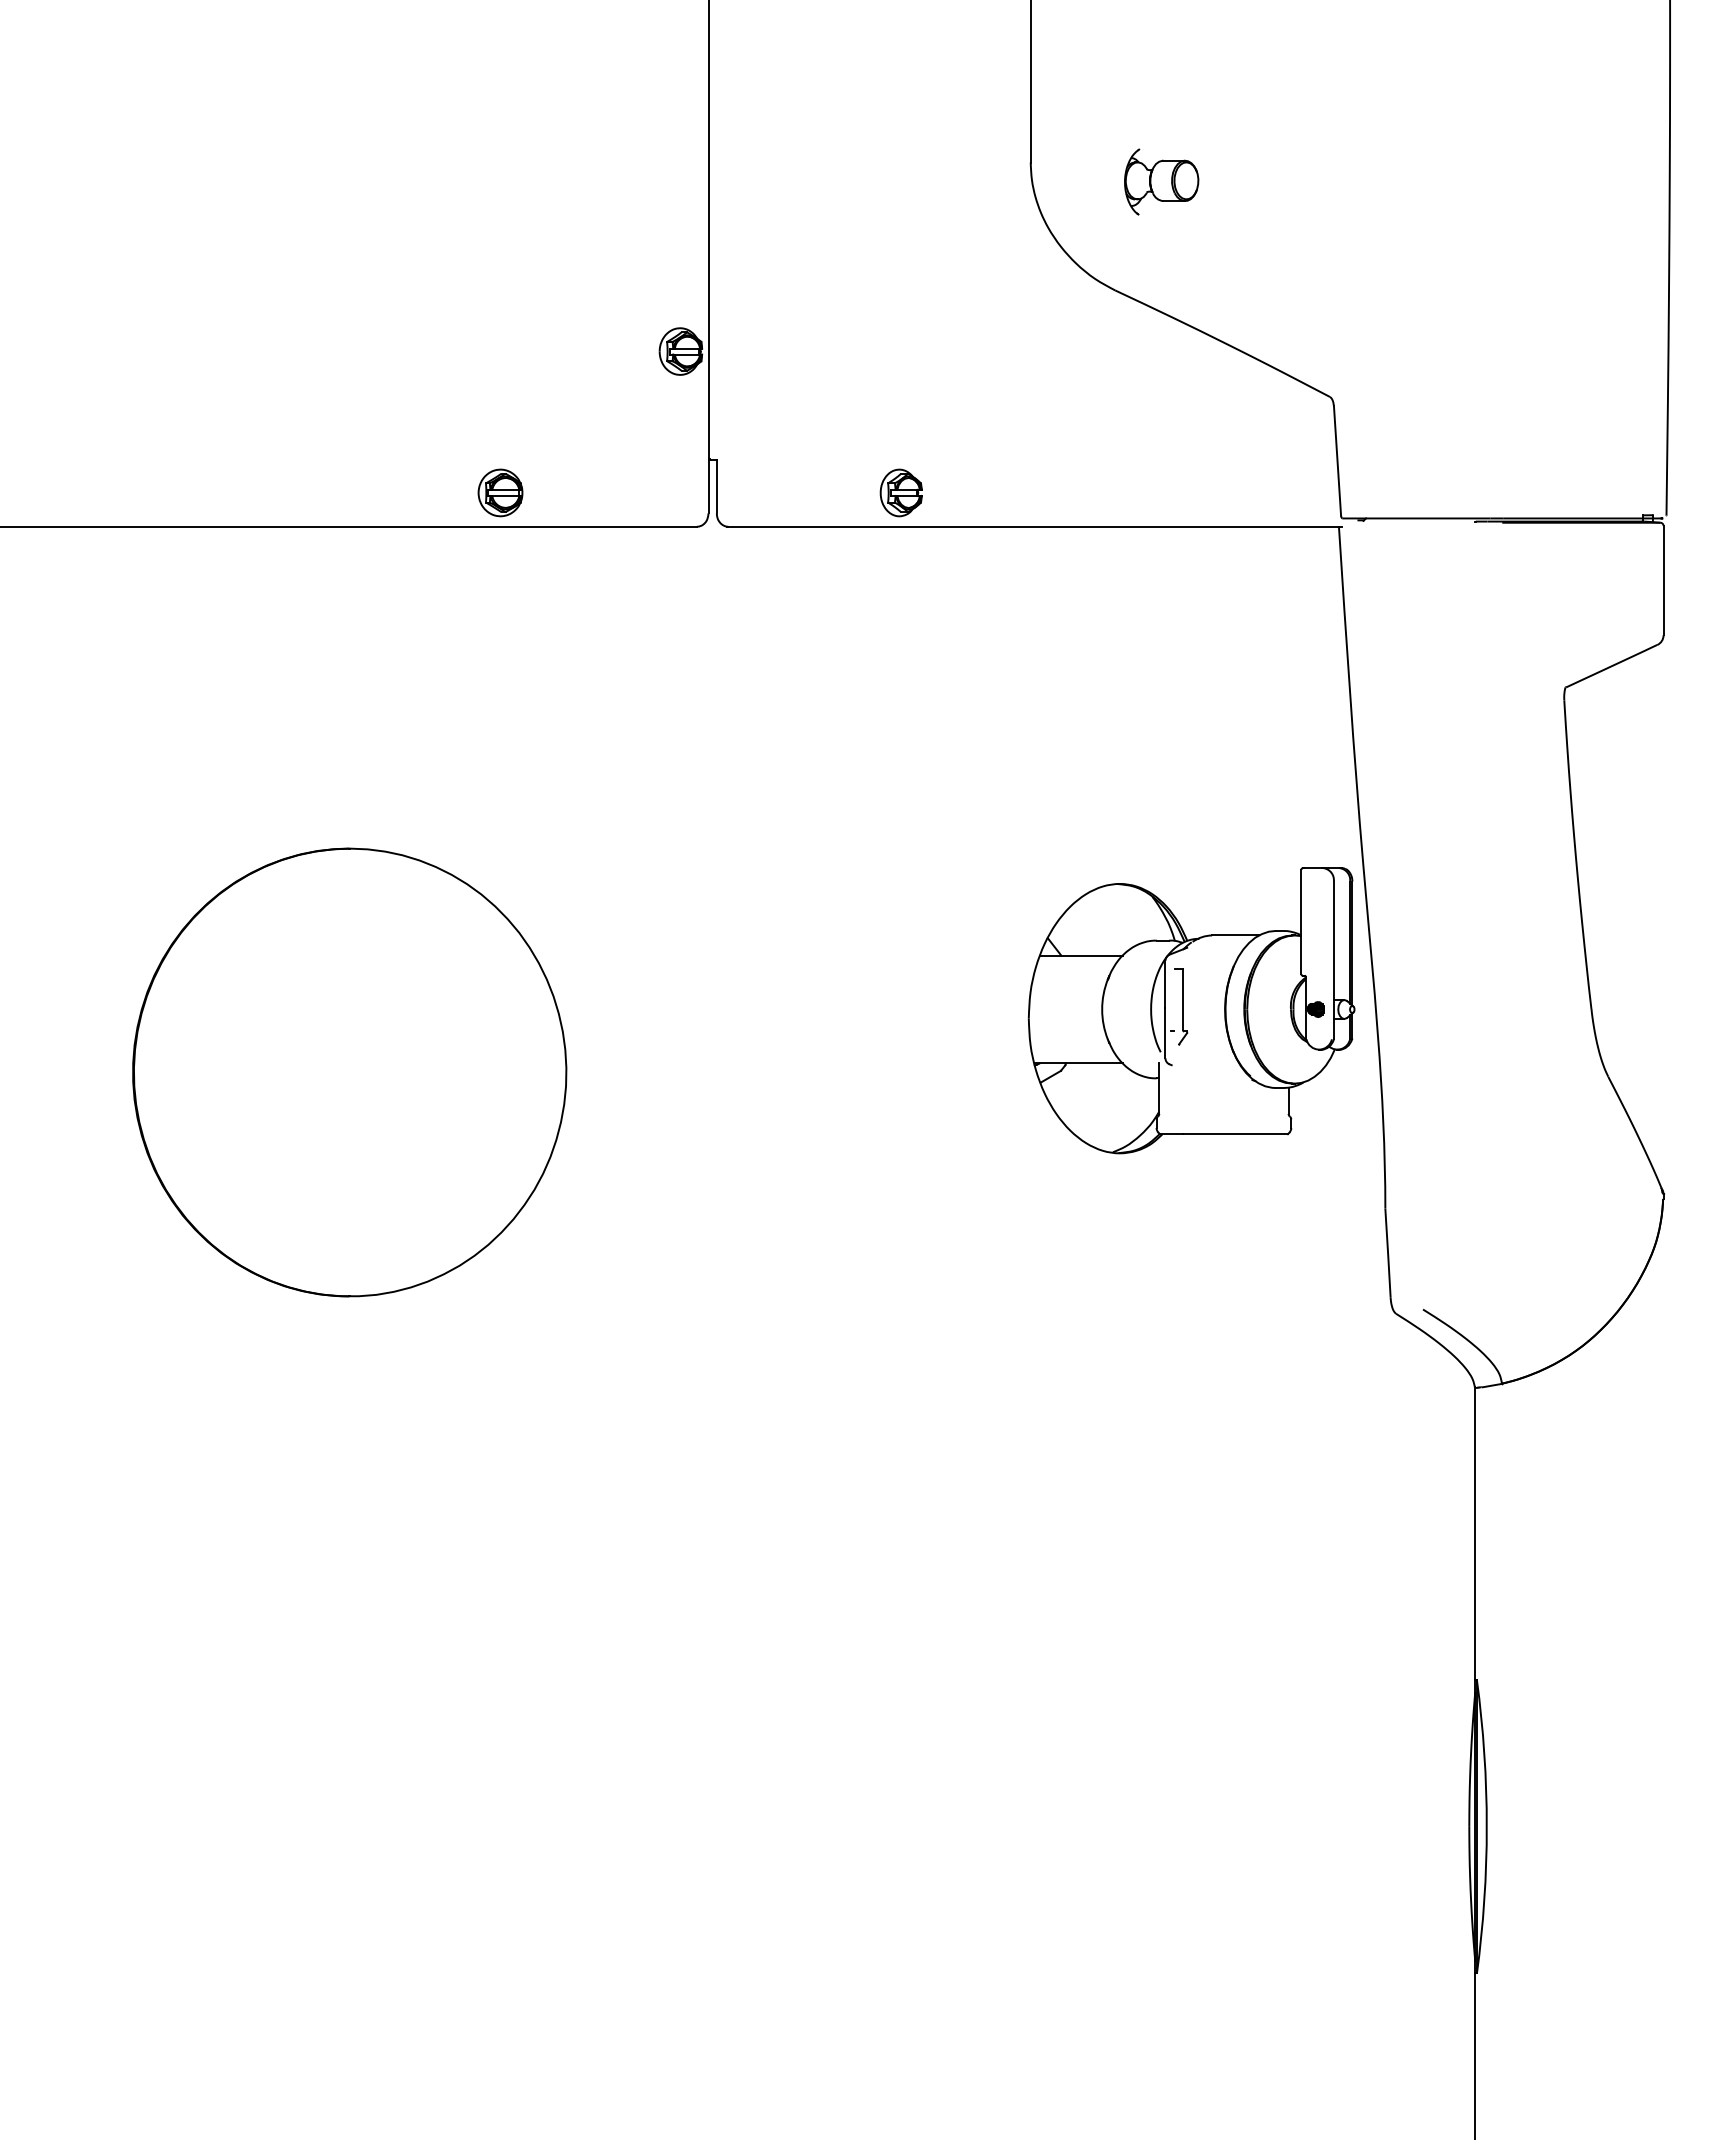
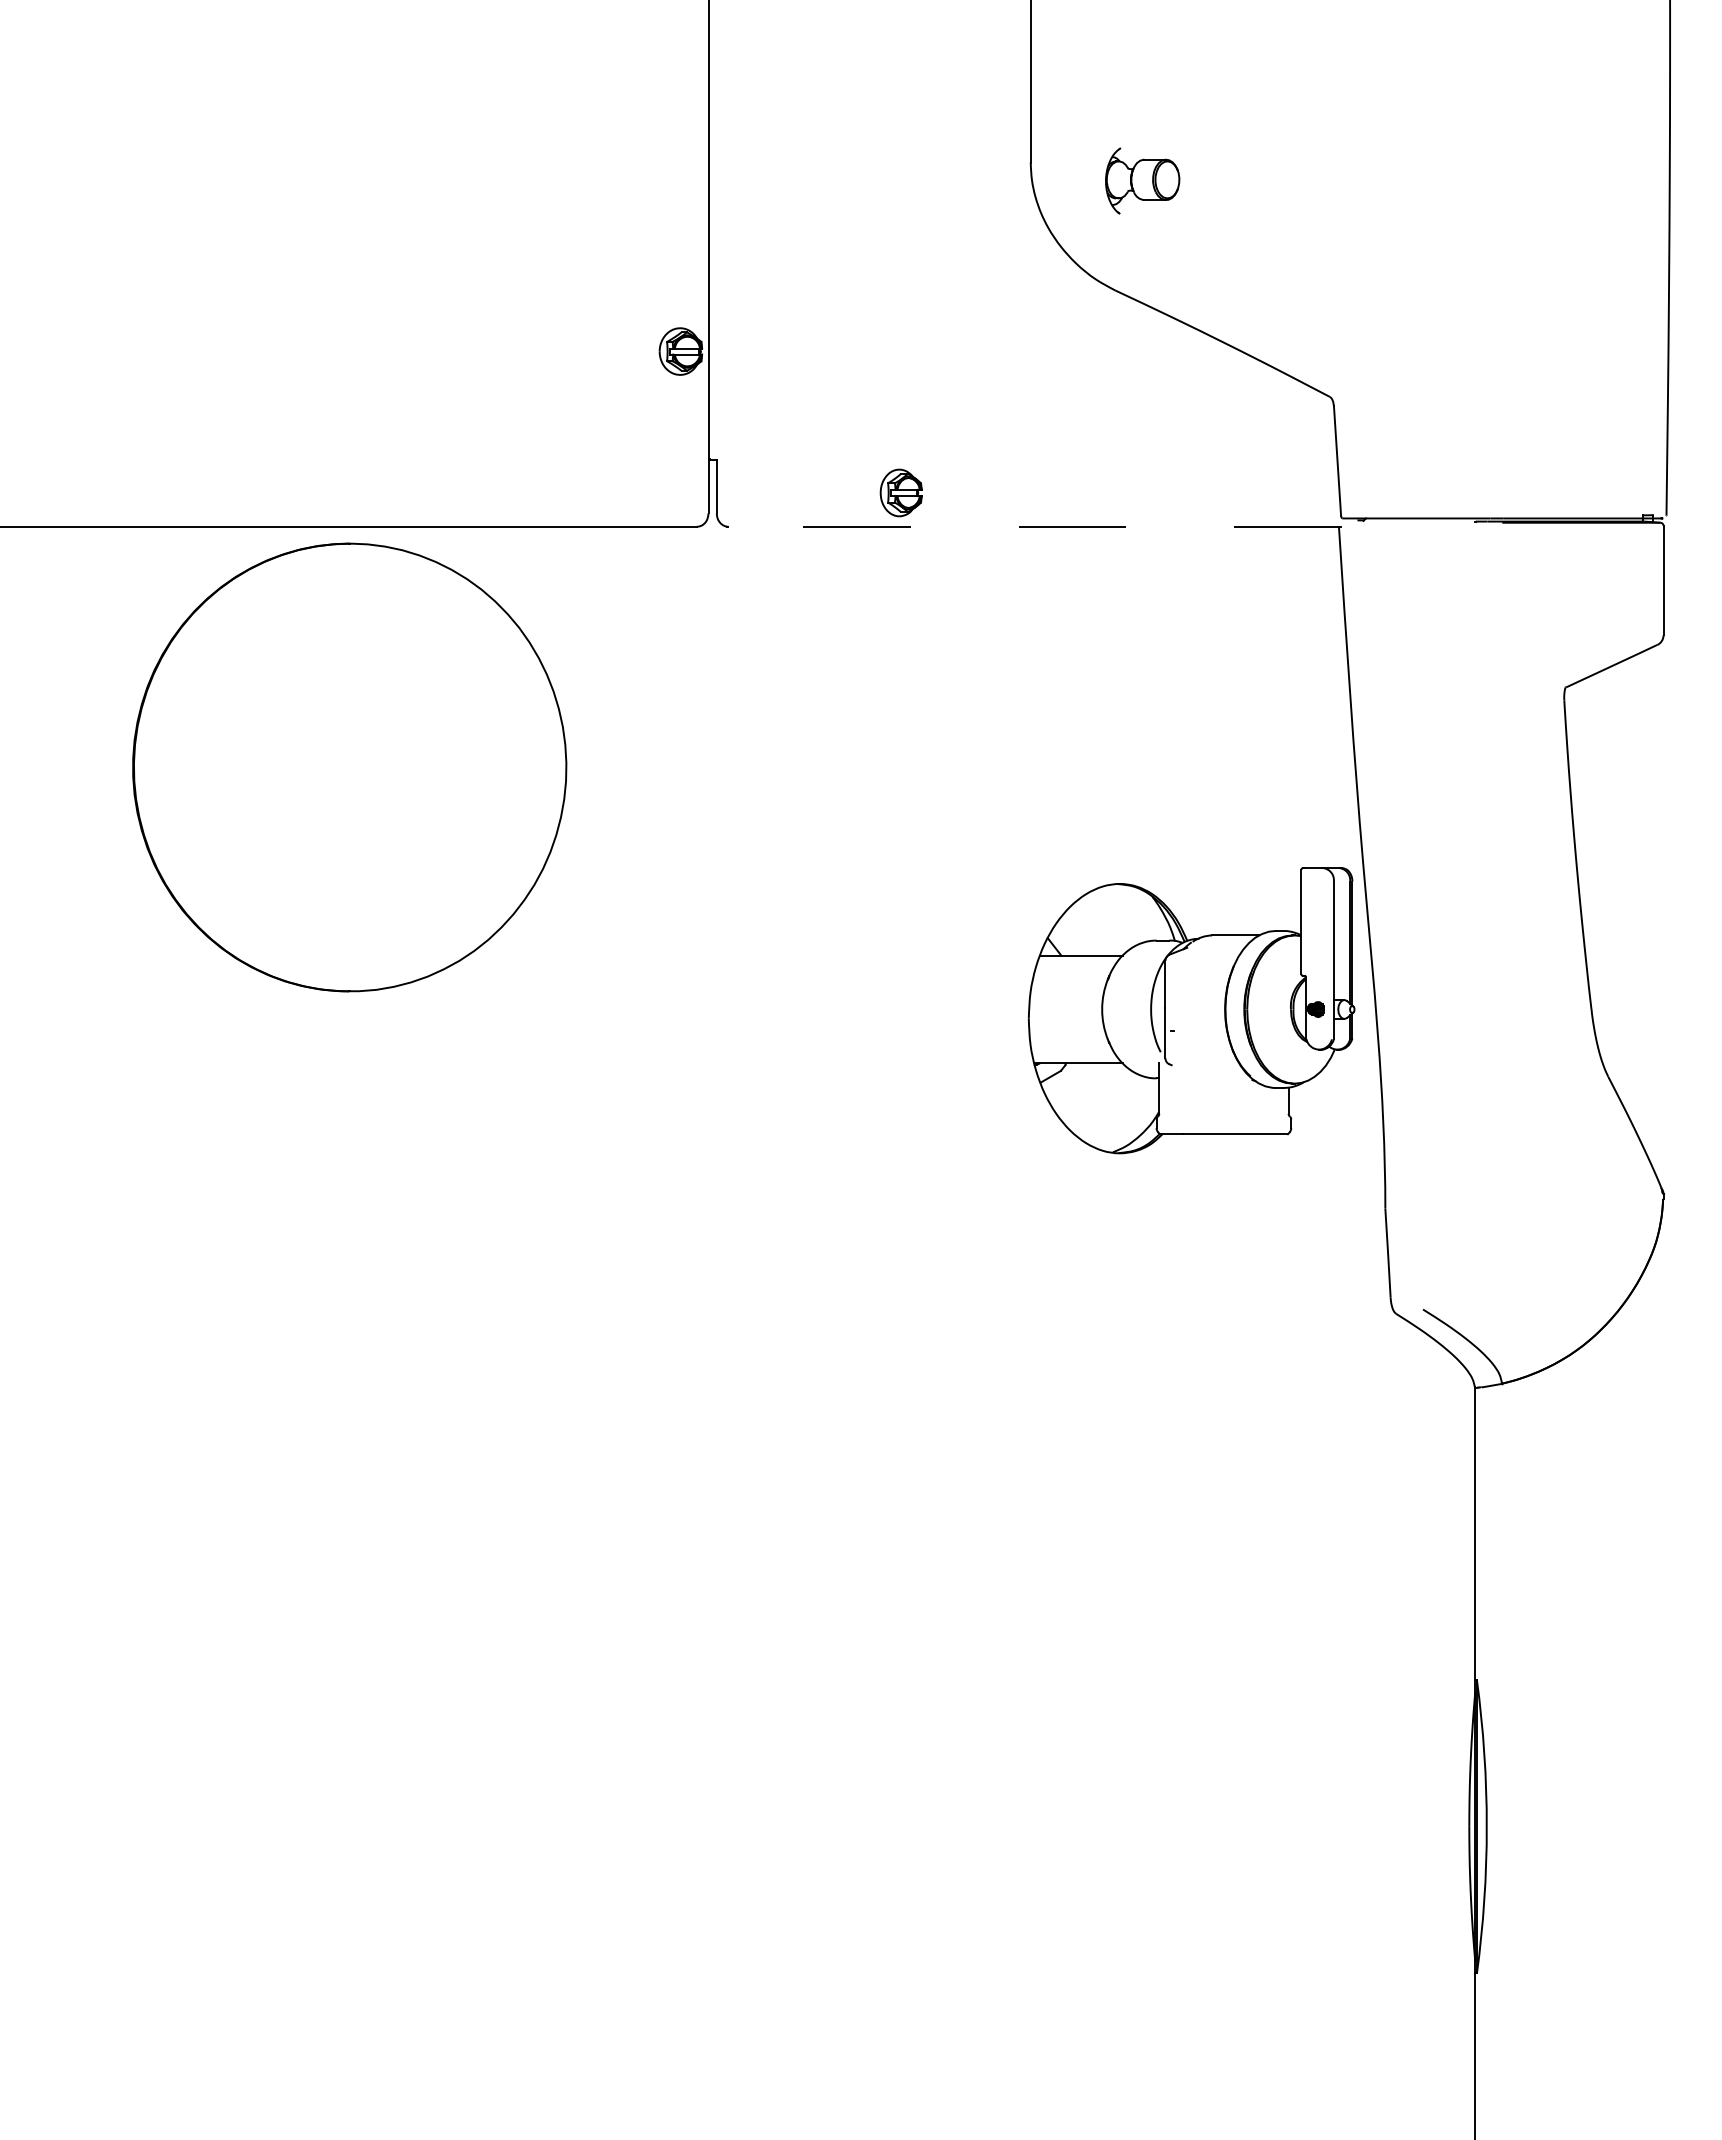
part position: (1161, 181) -> (1142, 180) (1142, 180)
part: present -> none (500, 492)
line: solid -> dashed (1035, 526)
part: present -> none (1181, 1006)
part position: (349, 1072) -> (349, 767) (349, 767)
